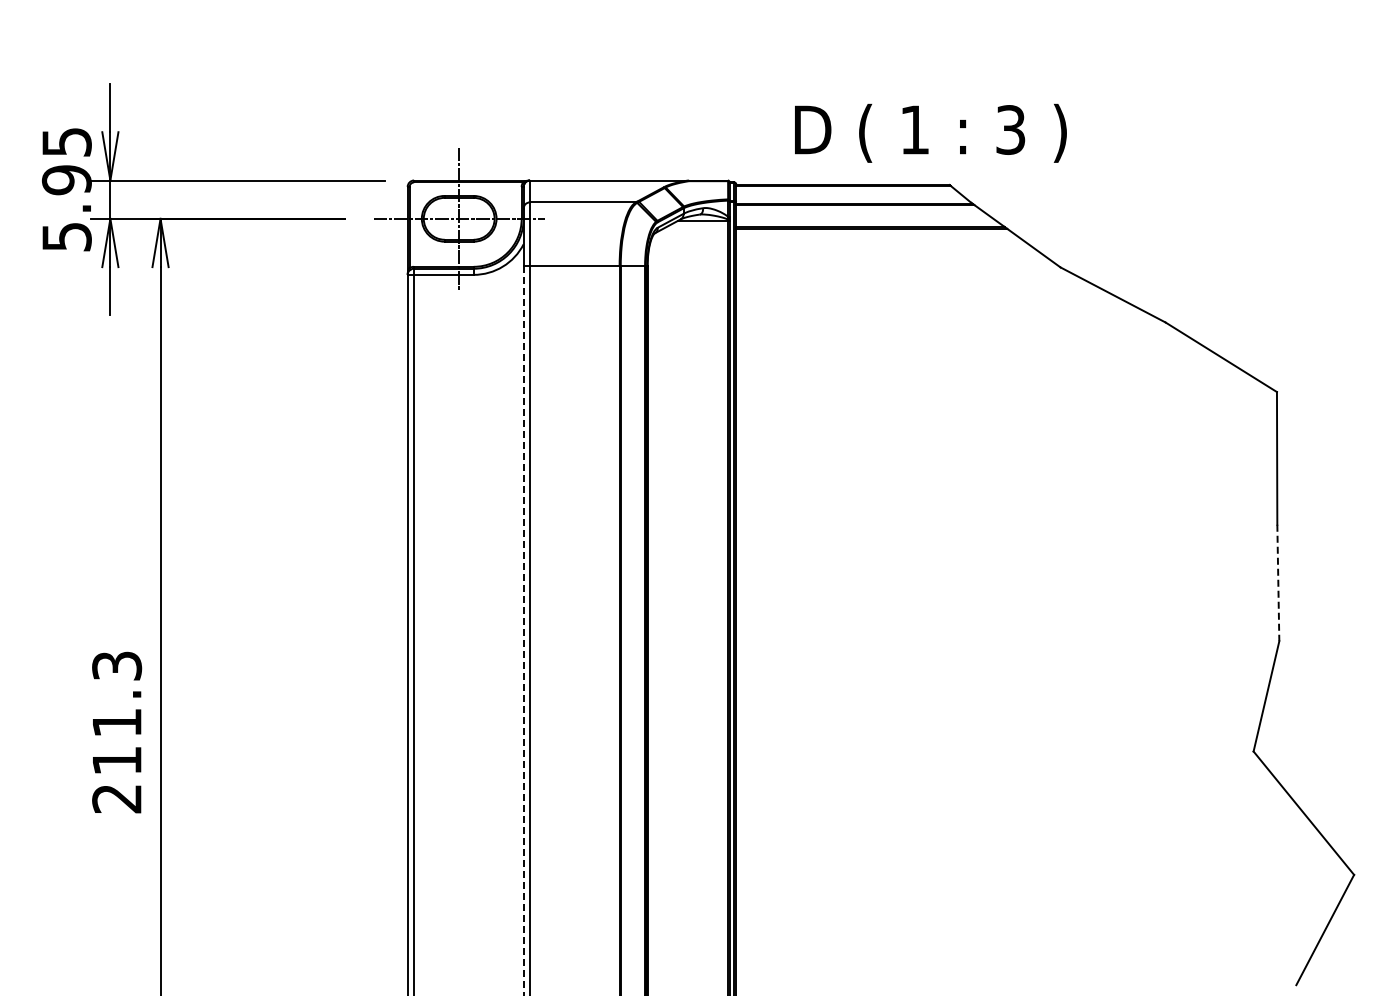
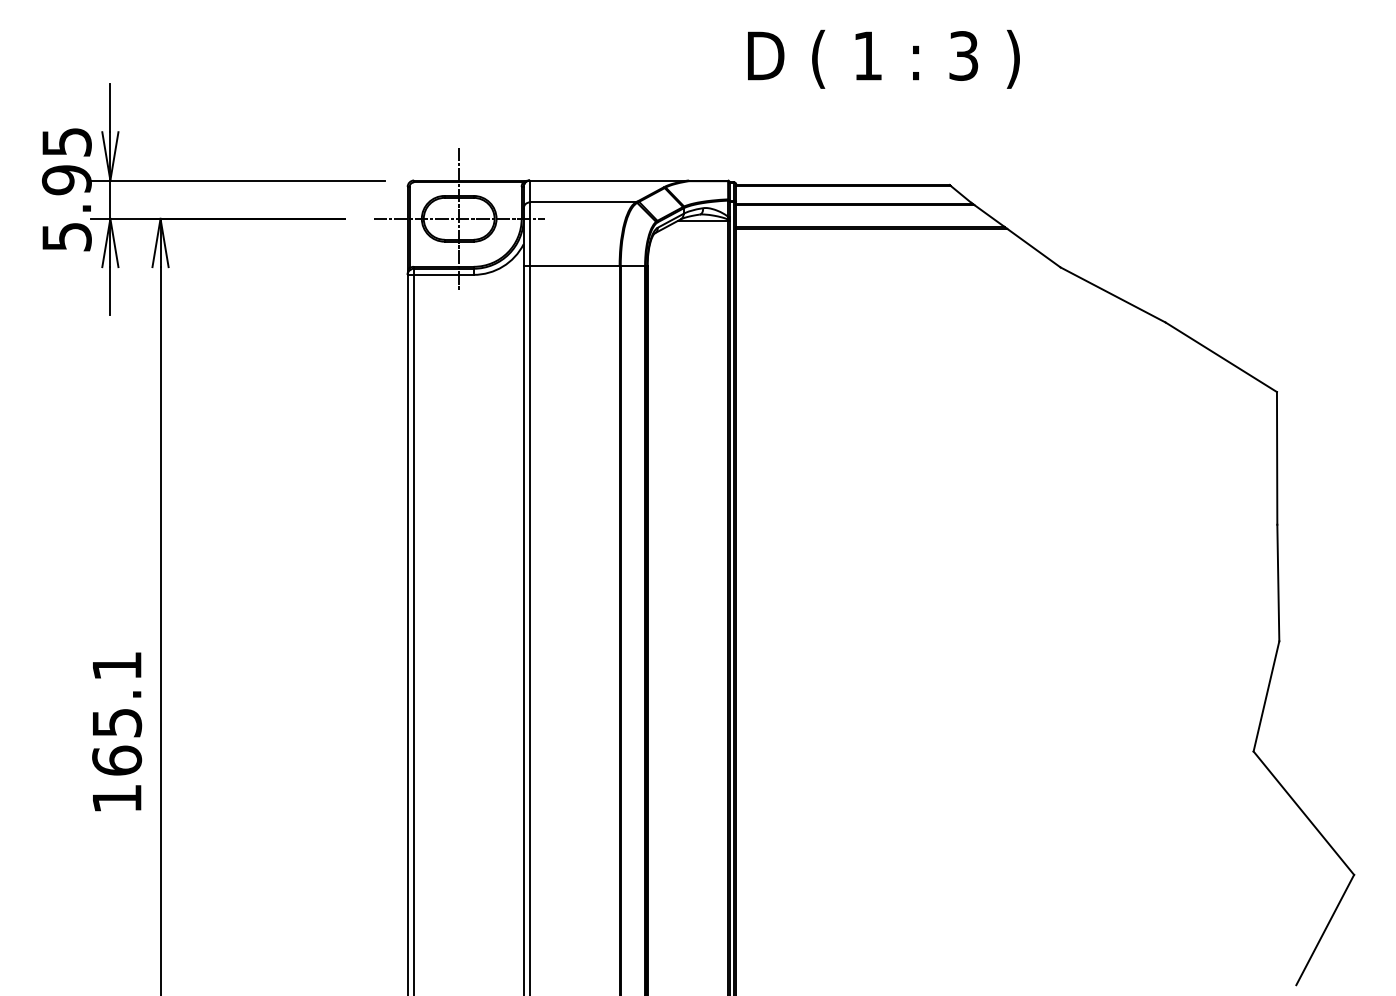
text position: (930, 132) -> (883, 58) (883, 58)
line: dashed -> solid (1278, 583)
line: dashed -> solid (523, 630)
text: 211.3 -> 165.1 (117, 732)
